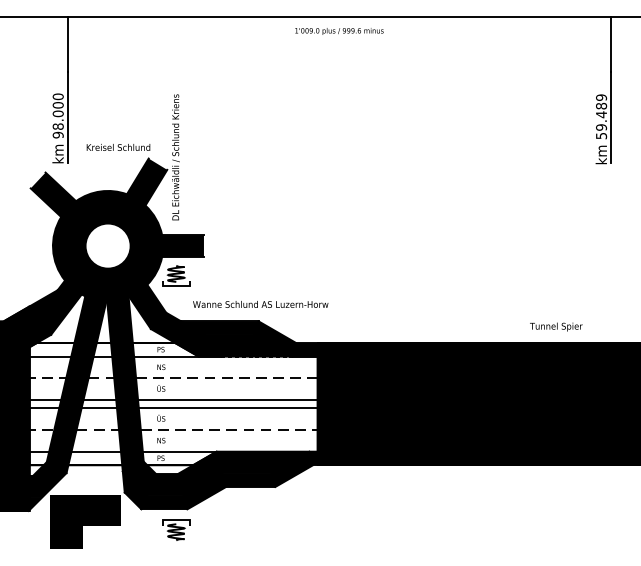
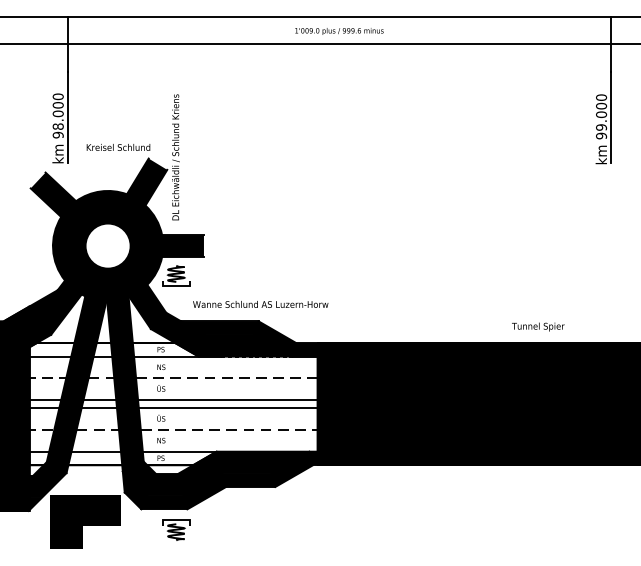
line: none -> present (319, 44)
text: 59.489 -> 99.000 (601, 116)
text position: (556, 326) -> (538, 326) (538, 326)
